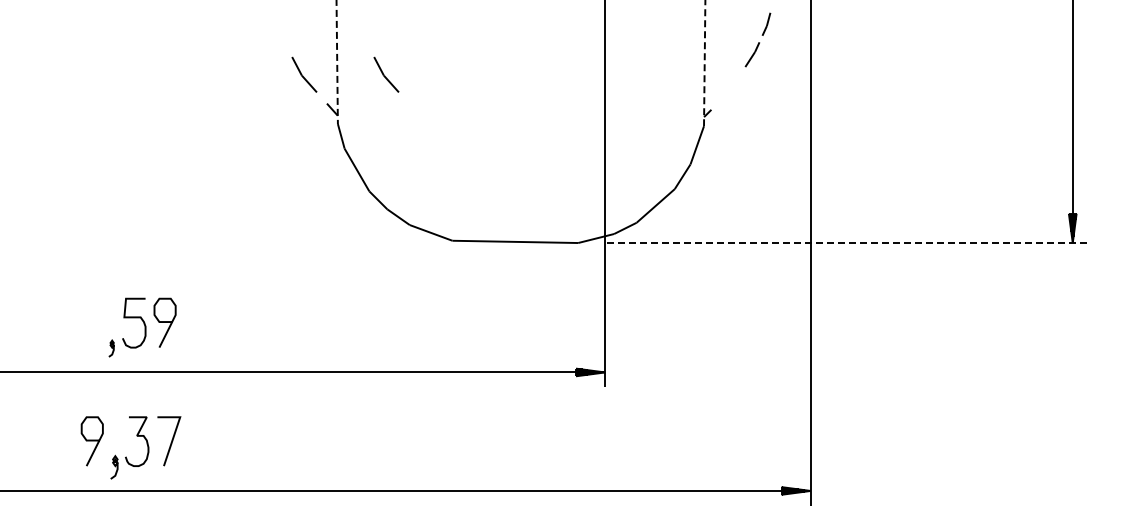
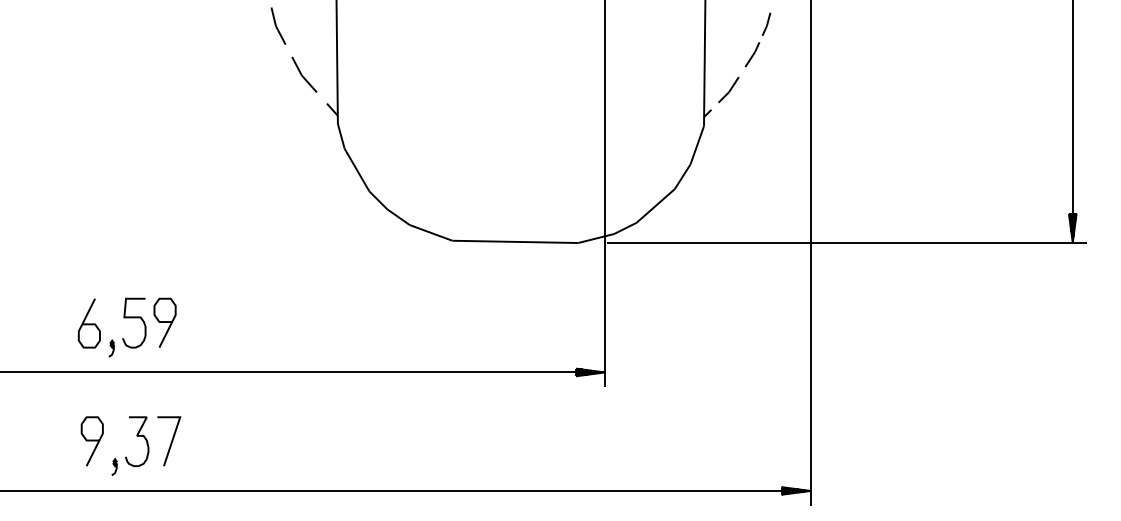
part: none -> present (278, 25)
line: dashed -> solid (337, 62)
line: dashed -> solid (704, 63)
part: present -> none (386, 74)
part: none -> present (728, 89)
line: dashed -> solid (847, 243)
curve: none -> present (88, 323)
part size: 9x26 px -> 7x19 px (114, 466)
